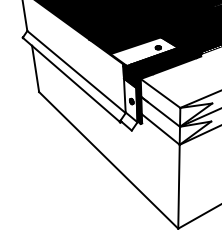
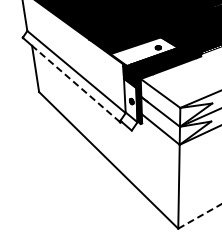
line: solid -> dashed (75, 83)
line: solid -> dashed (200, 216)
